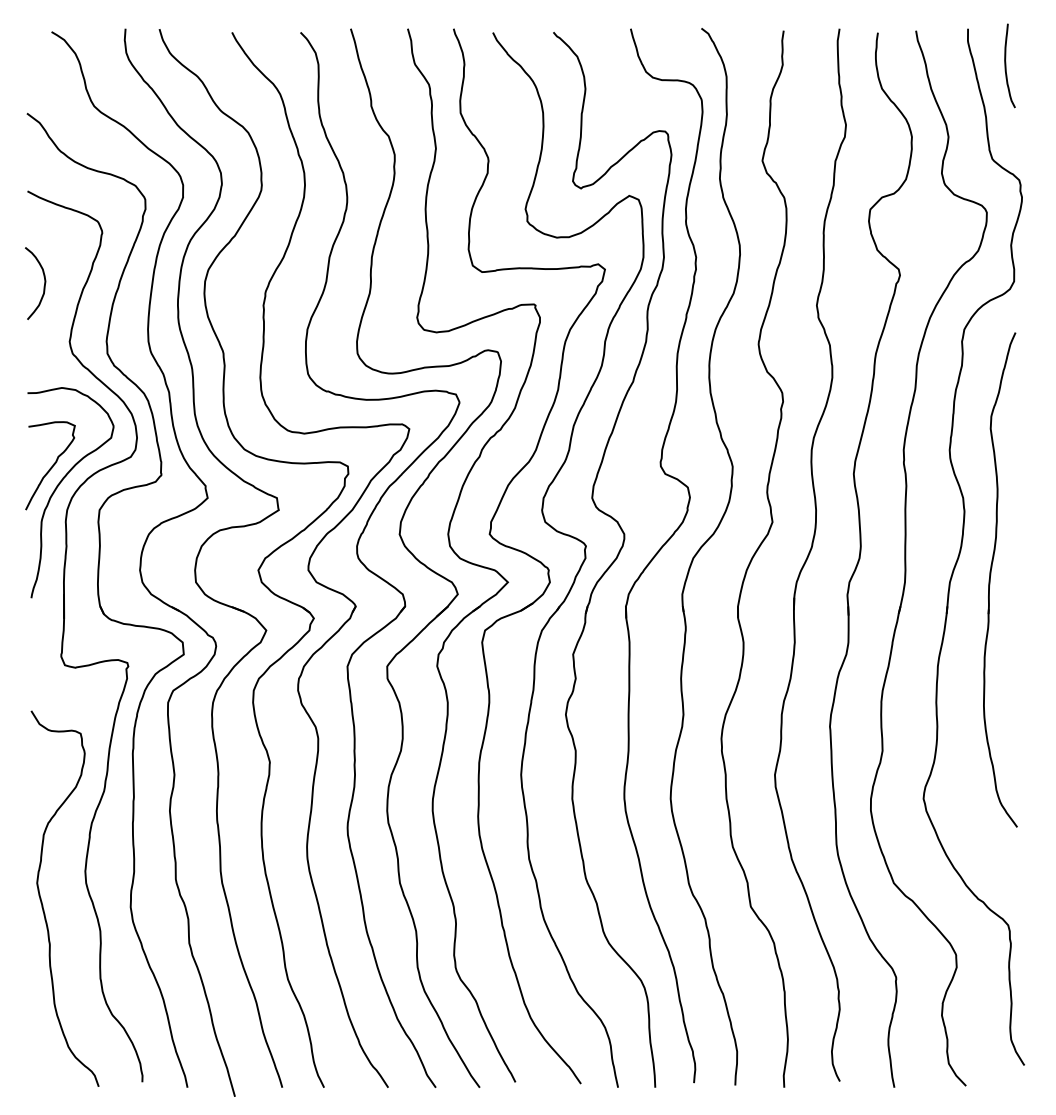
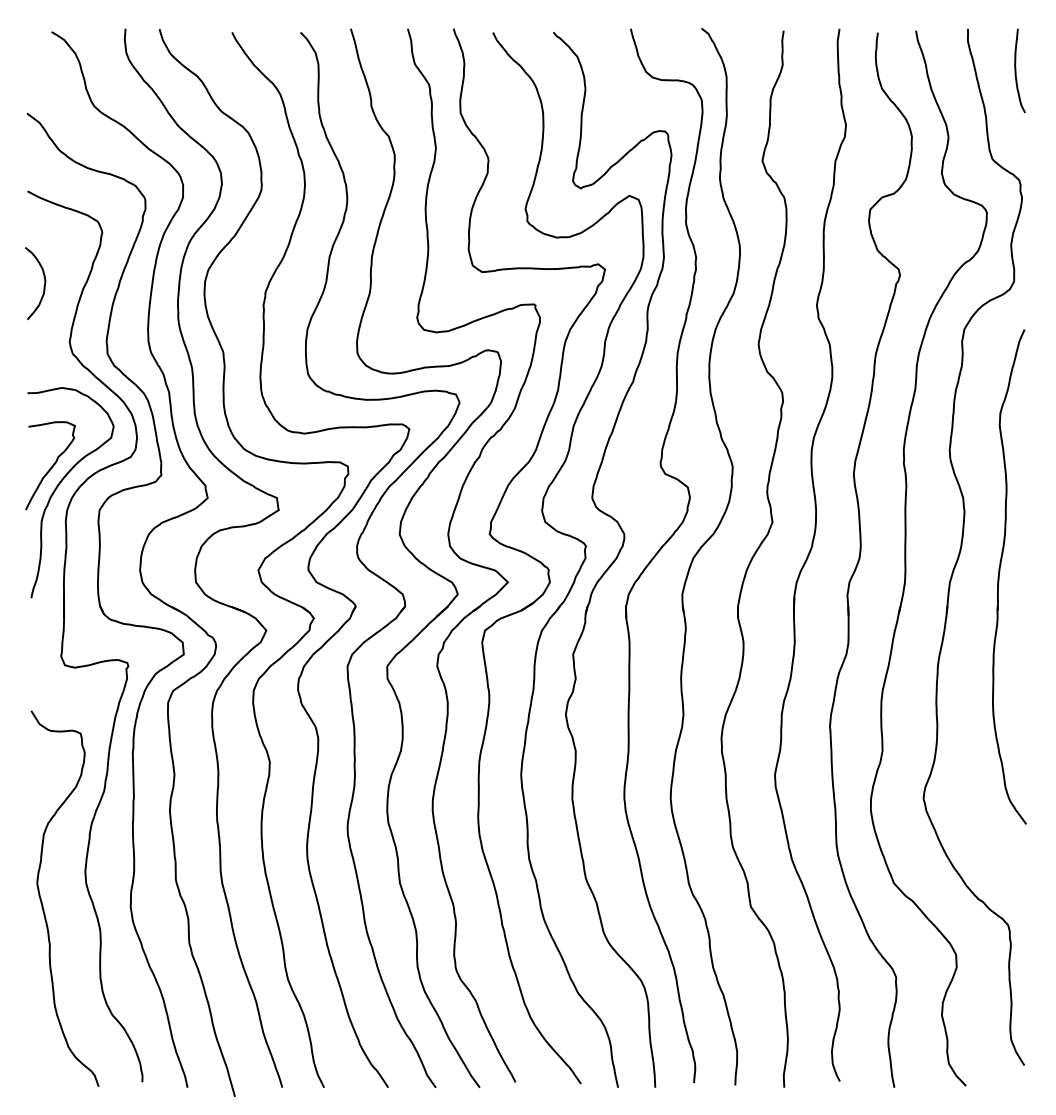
curve position: (1006, 65) -> (1016, 70) (1016, 70)
part position: (991, 575) -> (1000, 572) (1000, 572)
